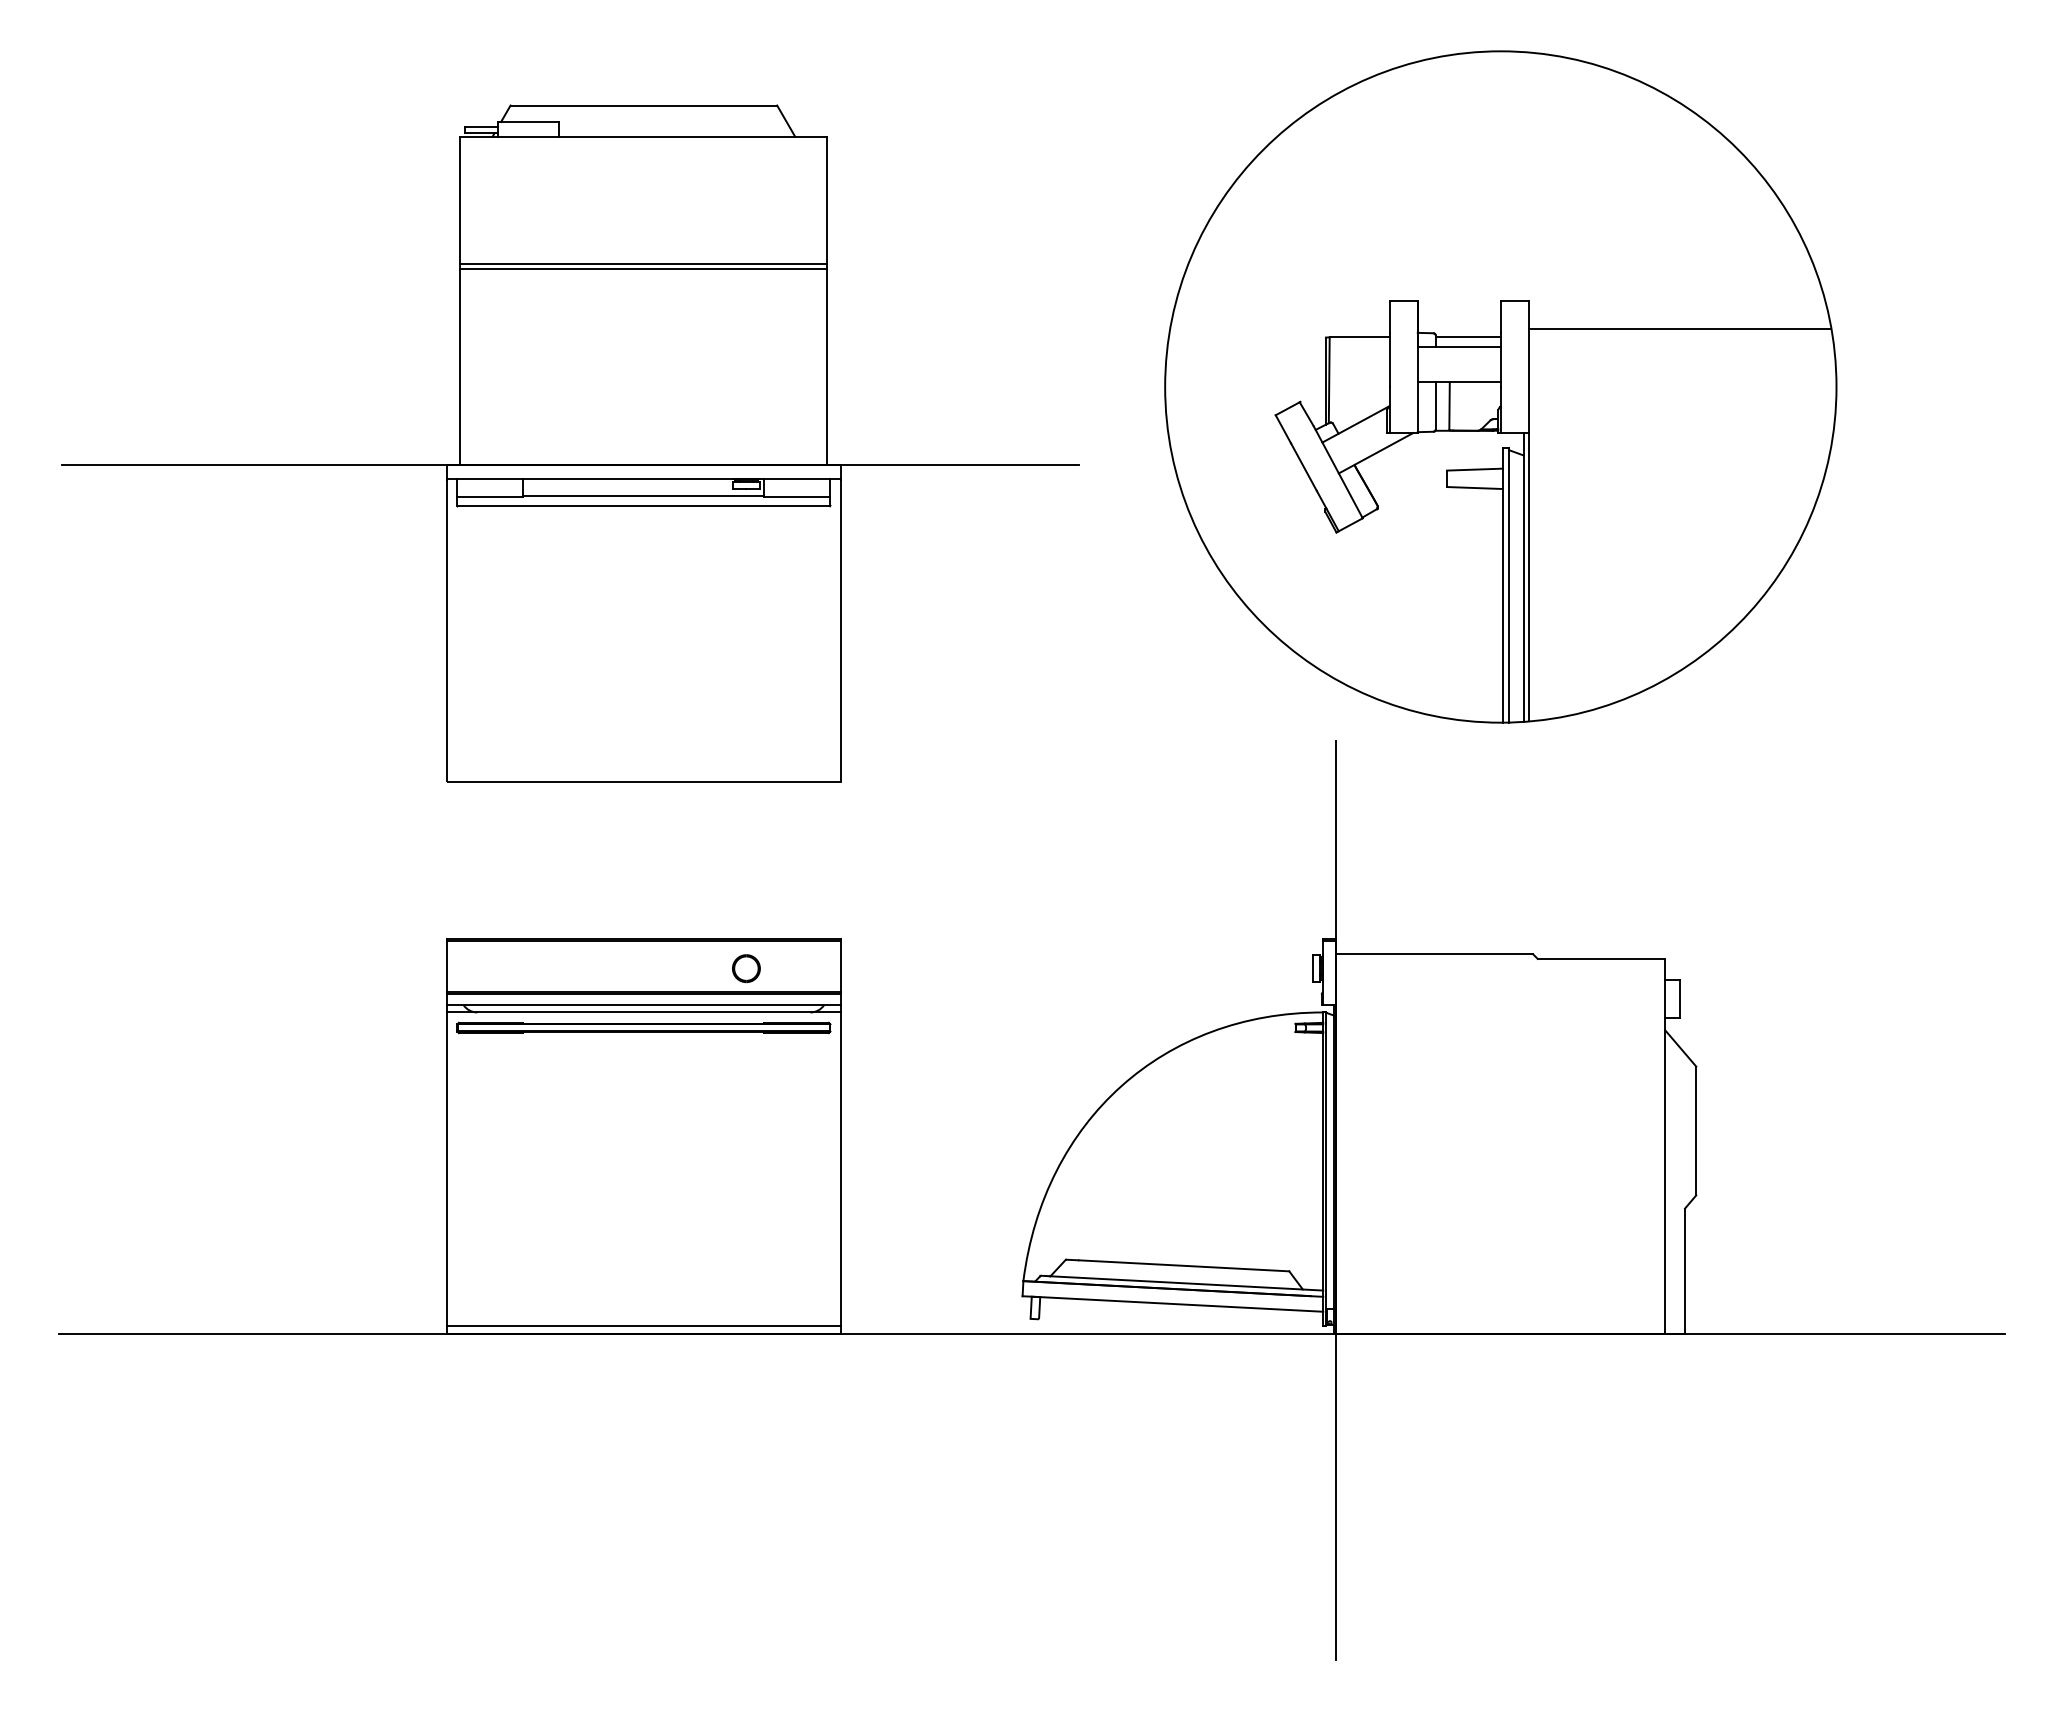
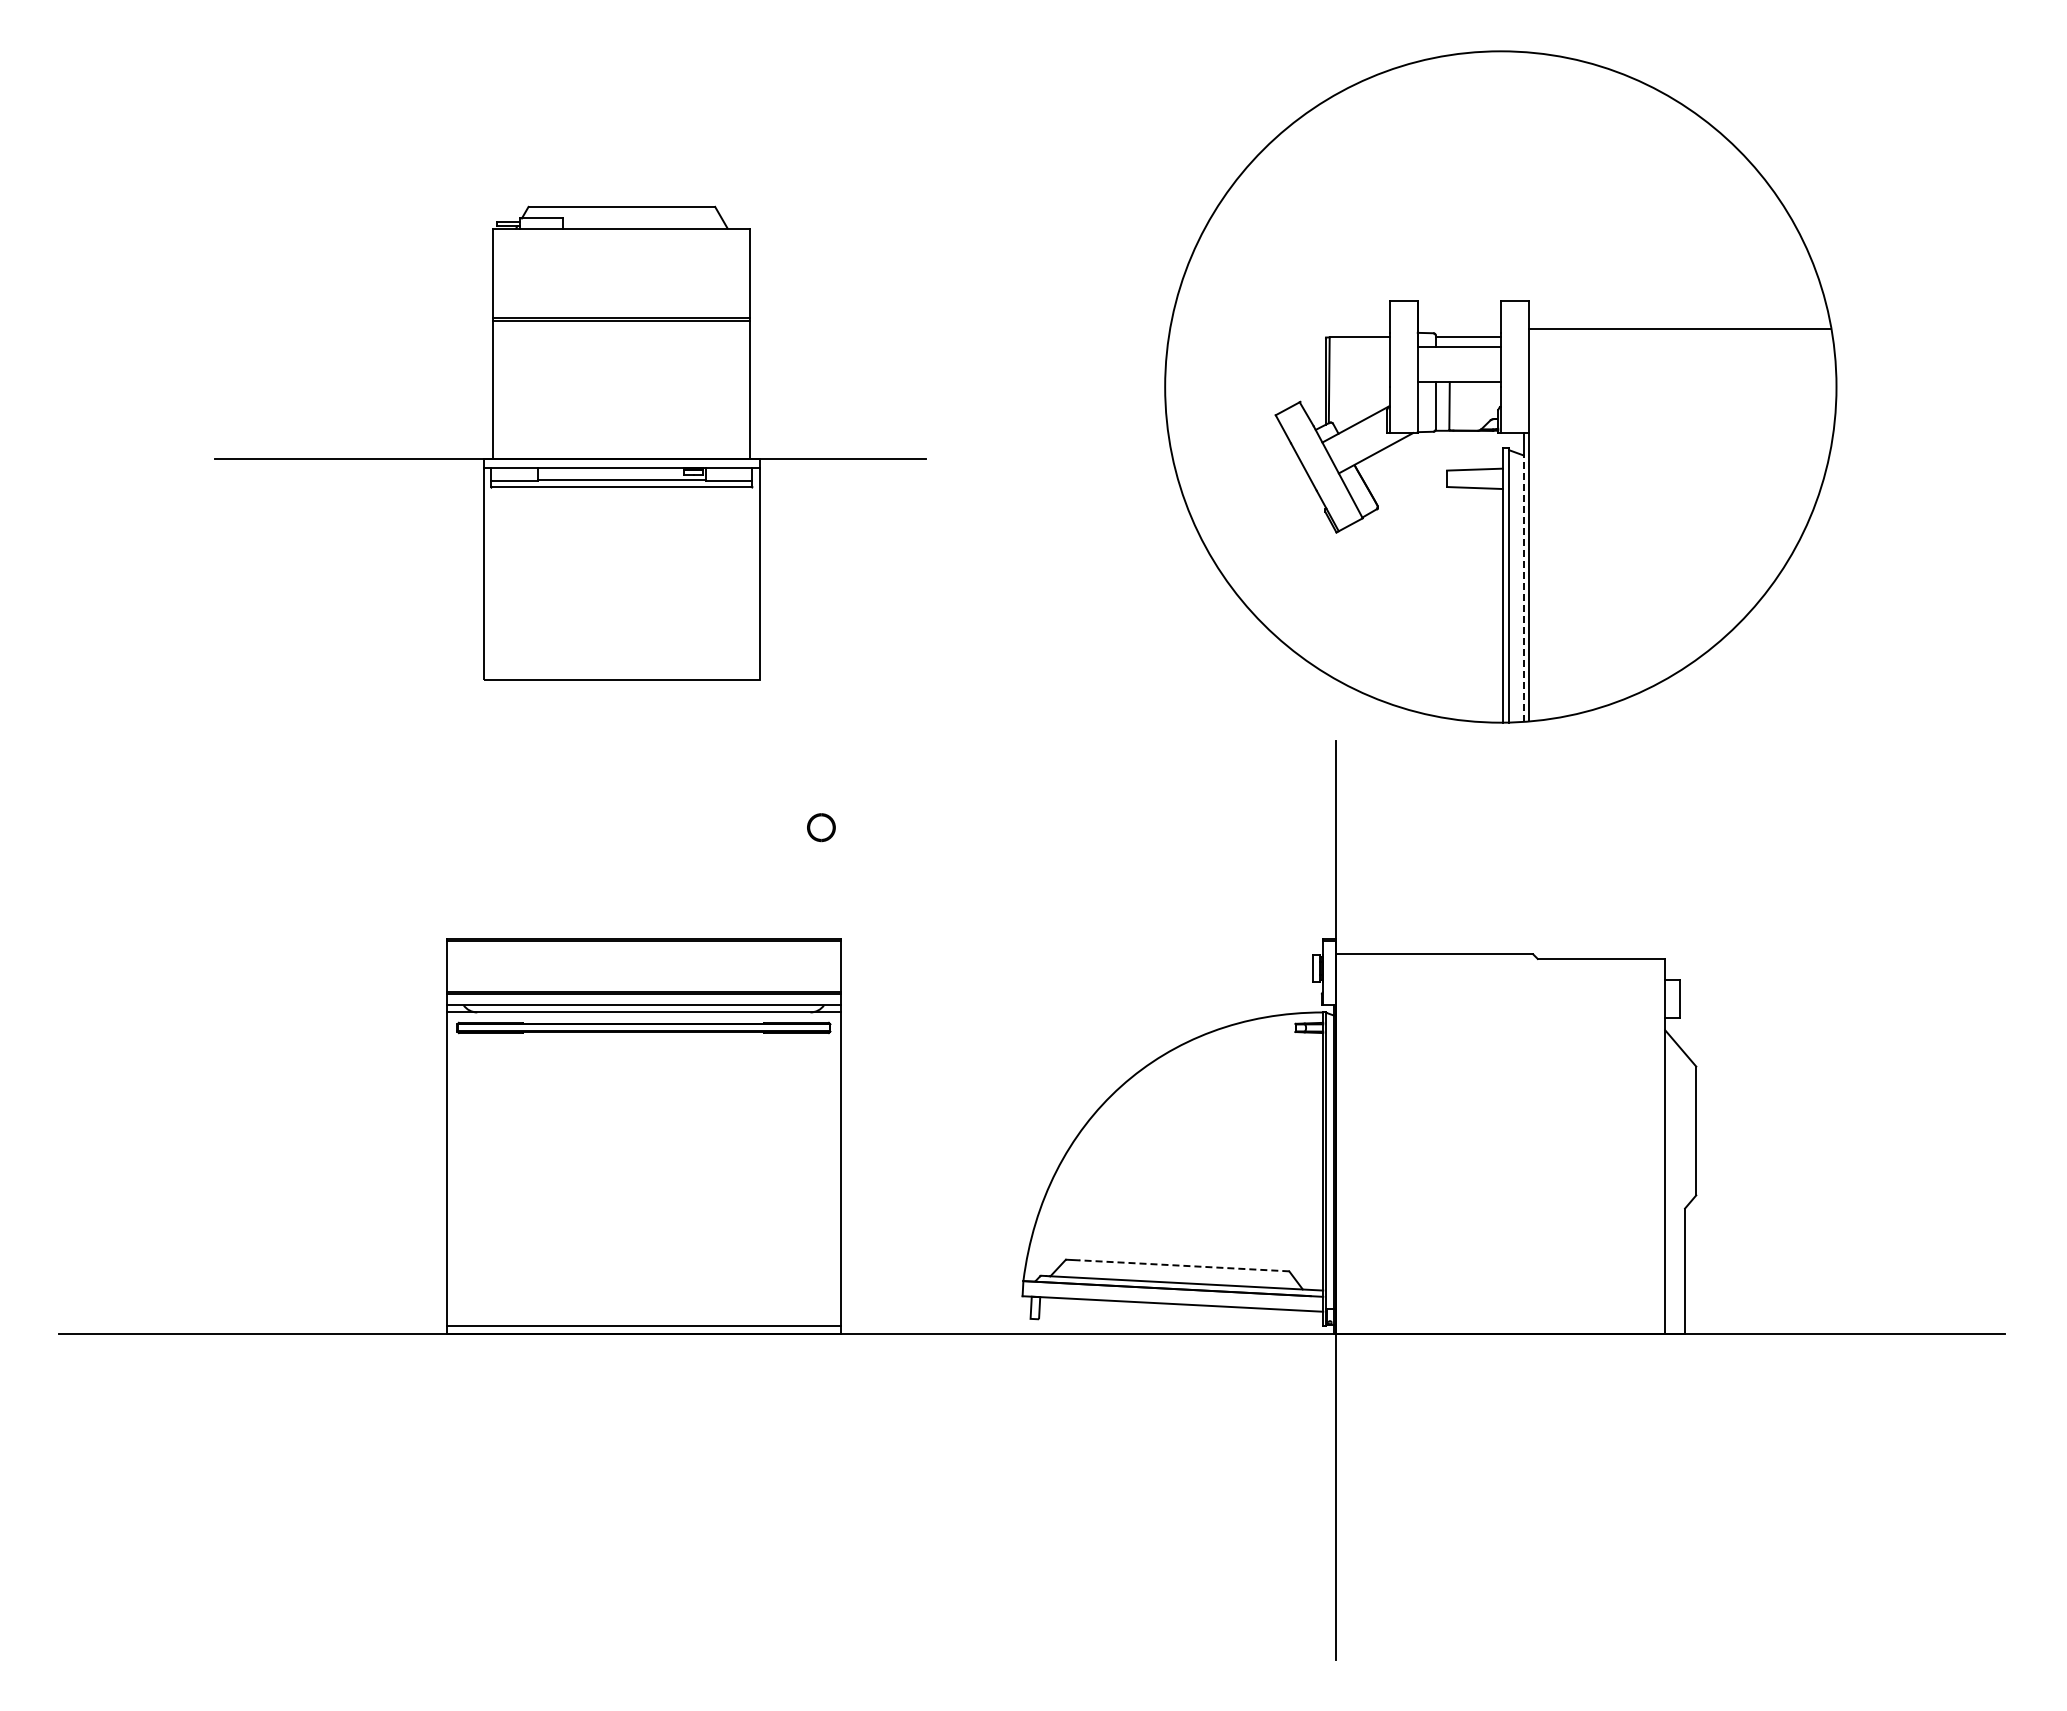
part size: 1019x679 px -> 713x476 px (570, 442)
line: solid -> dashed (1523, 588)
part position: (746, 968) -> (821, 827) (821, 827)
line: solid -> dashed (1183, 1265)
